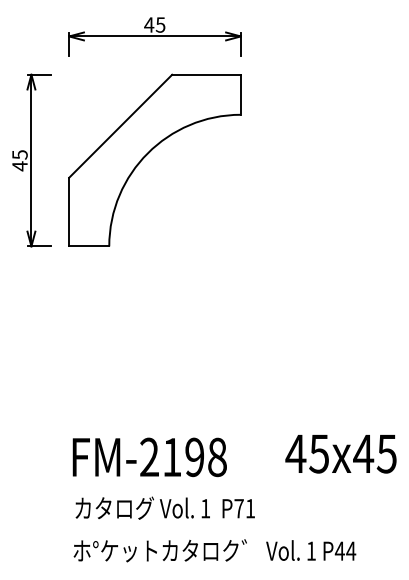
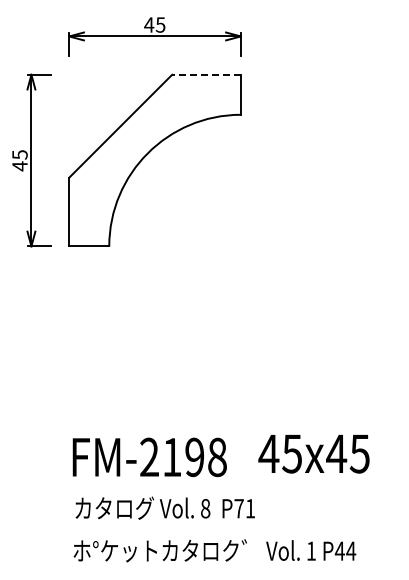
line: solid -> dashed (206, 74)
text position: (340, 454) -> (313, 454) (313, 454)
text: 1 -> 8 (205, 508)
